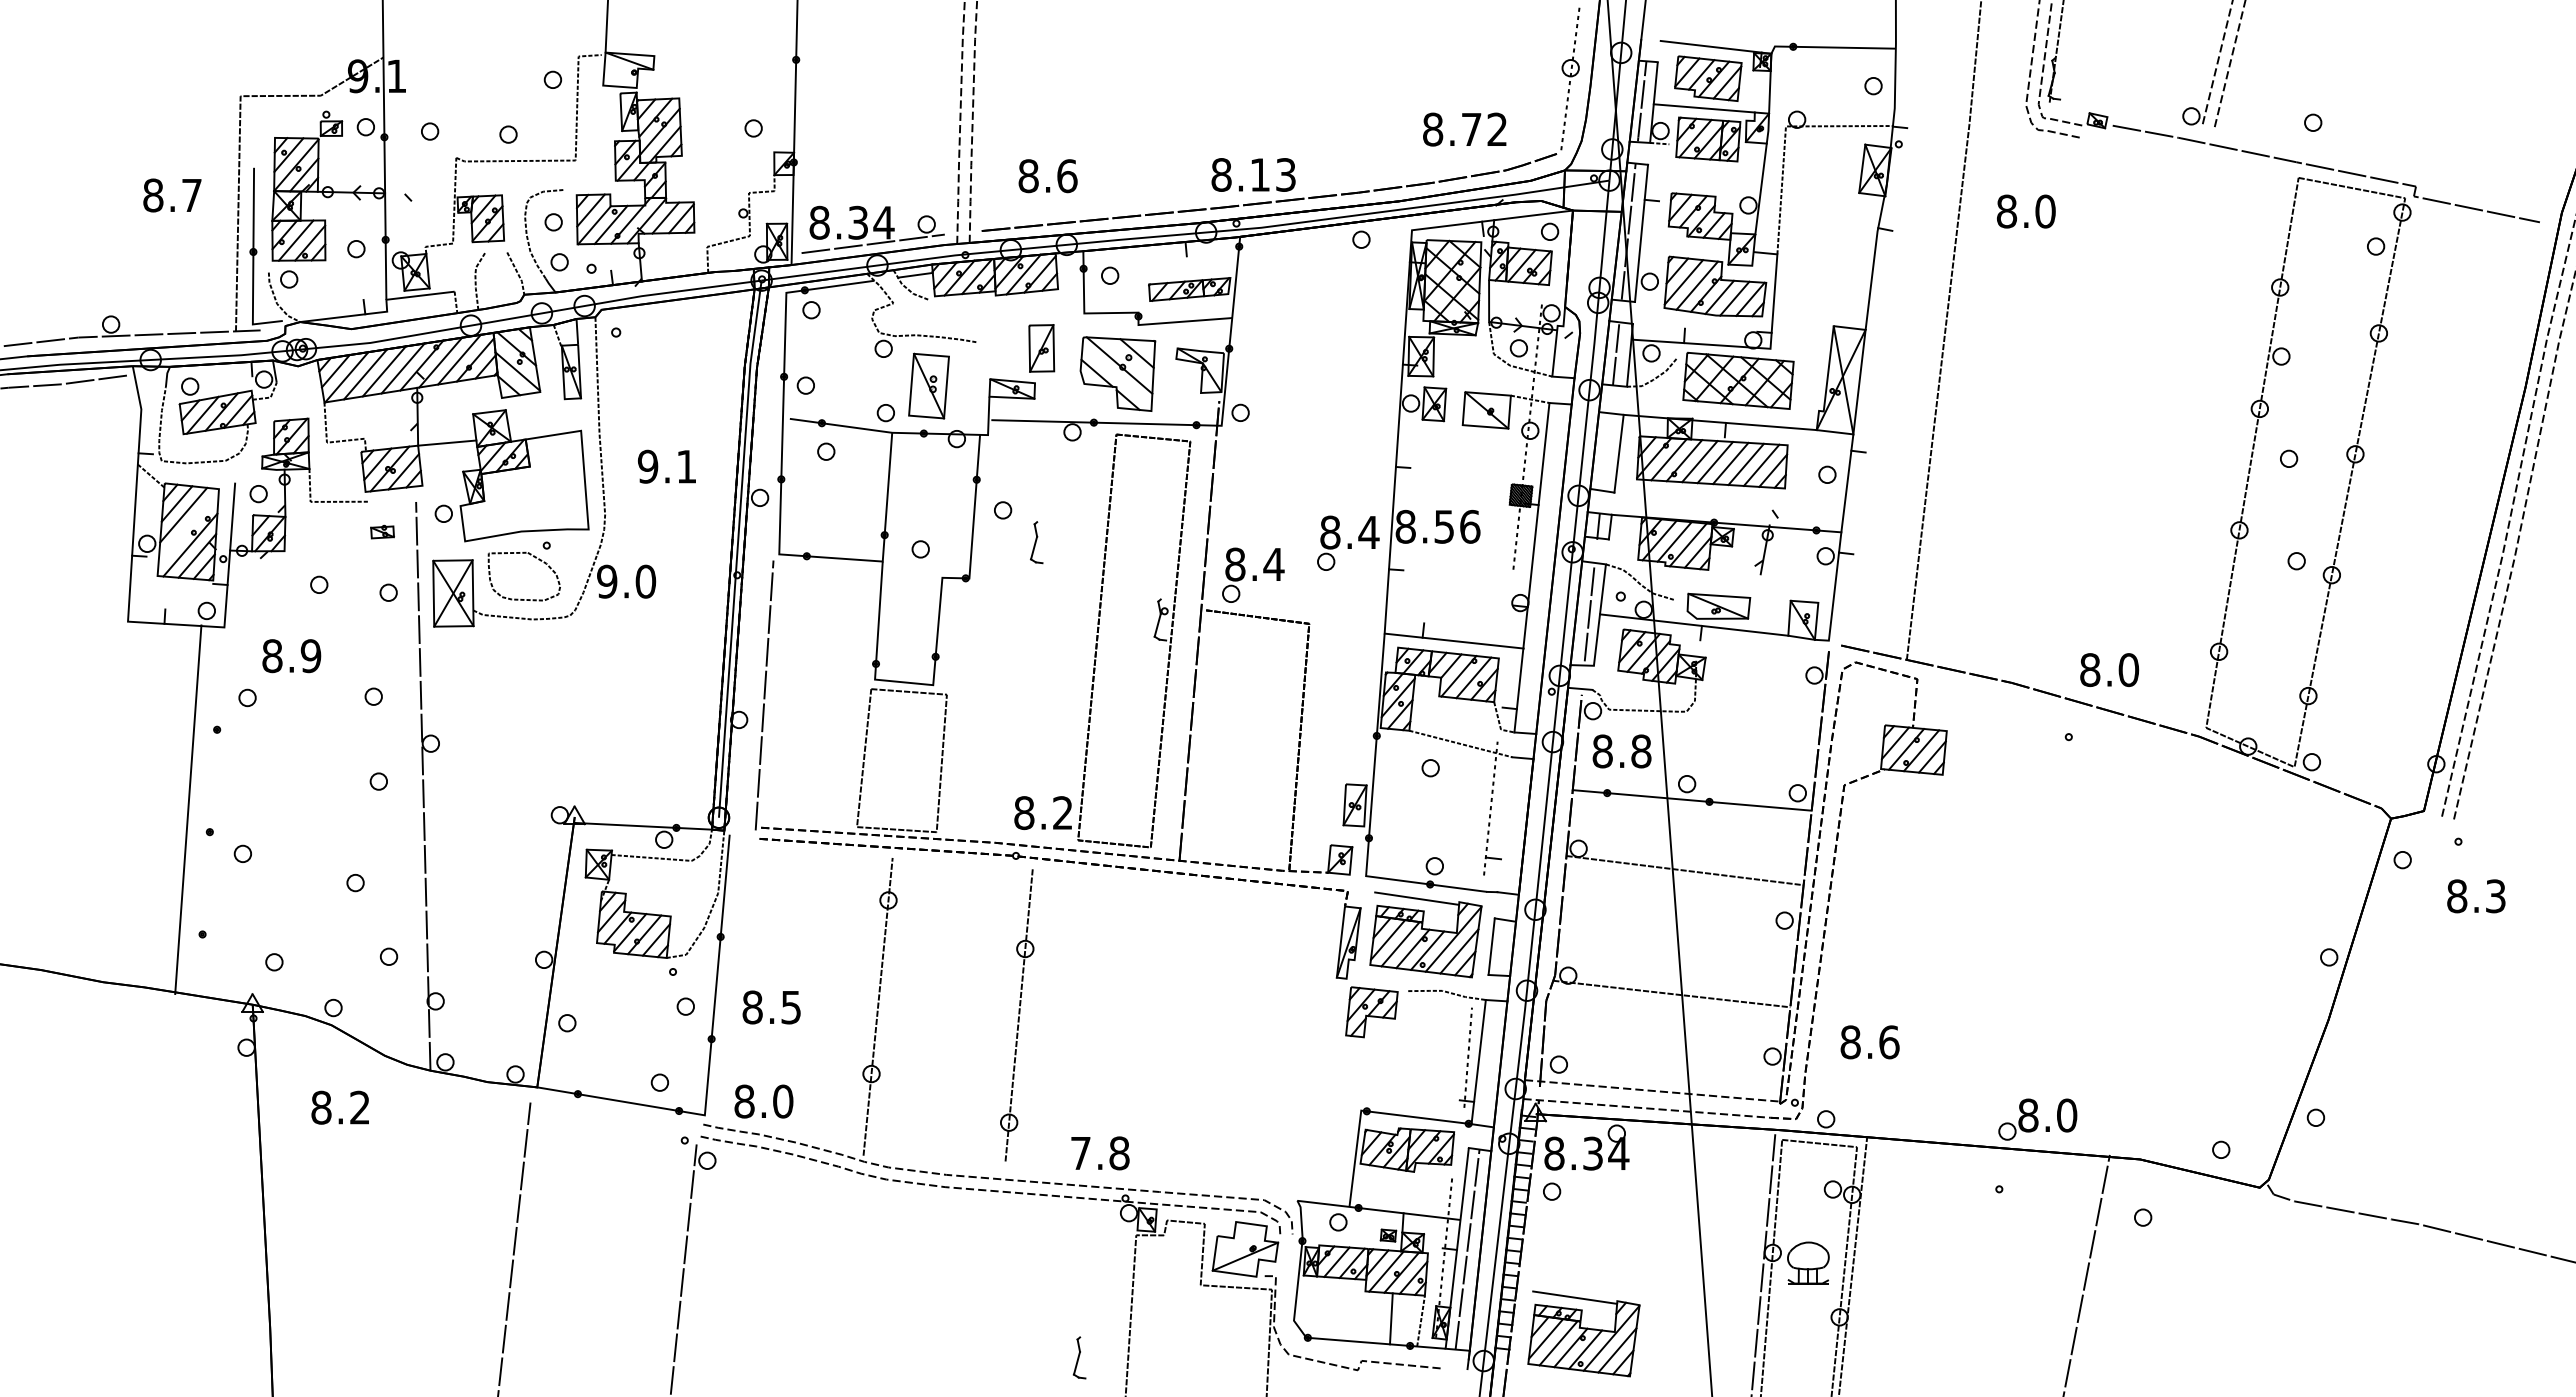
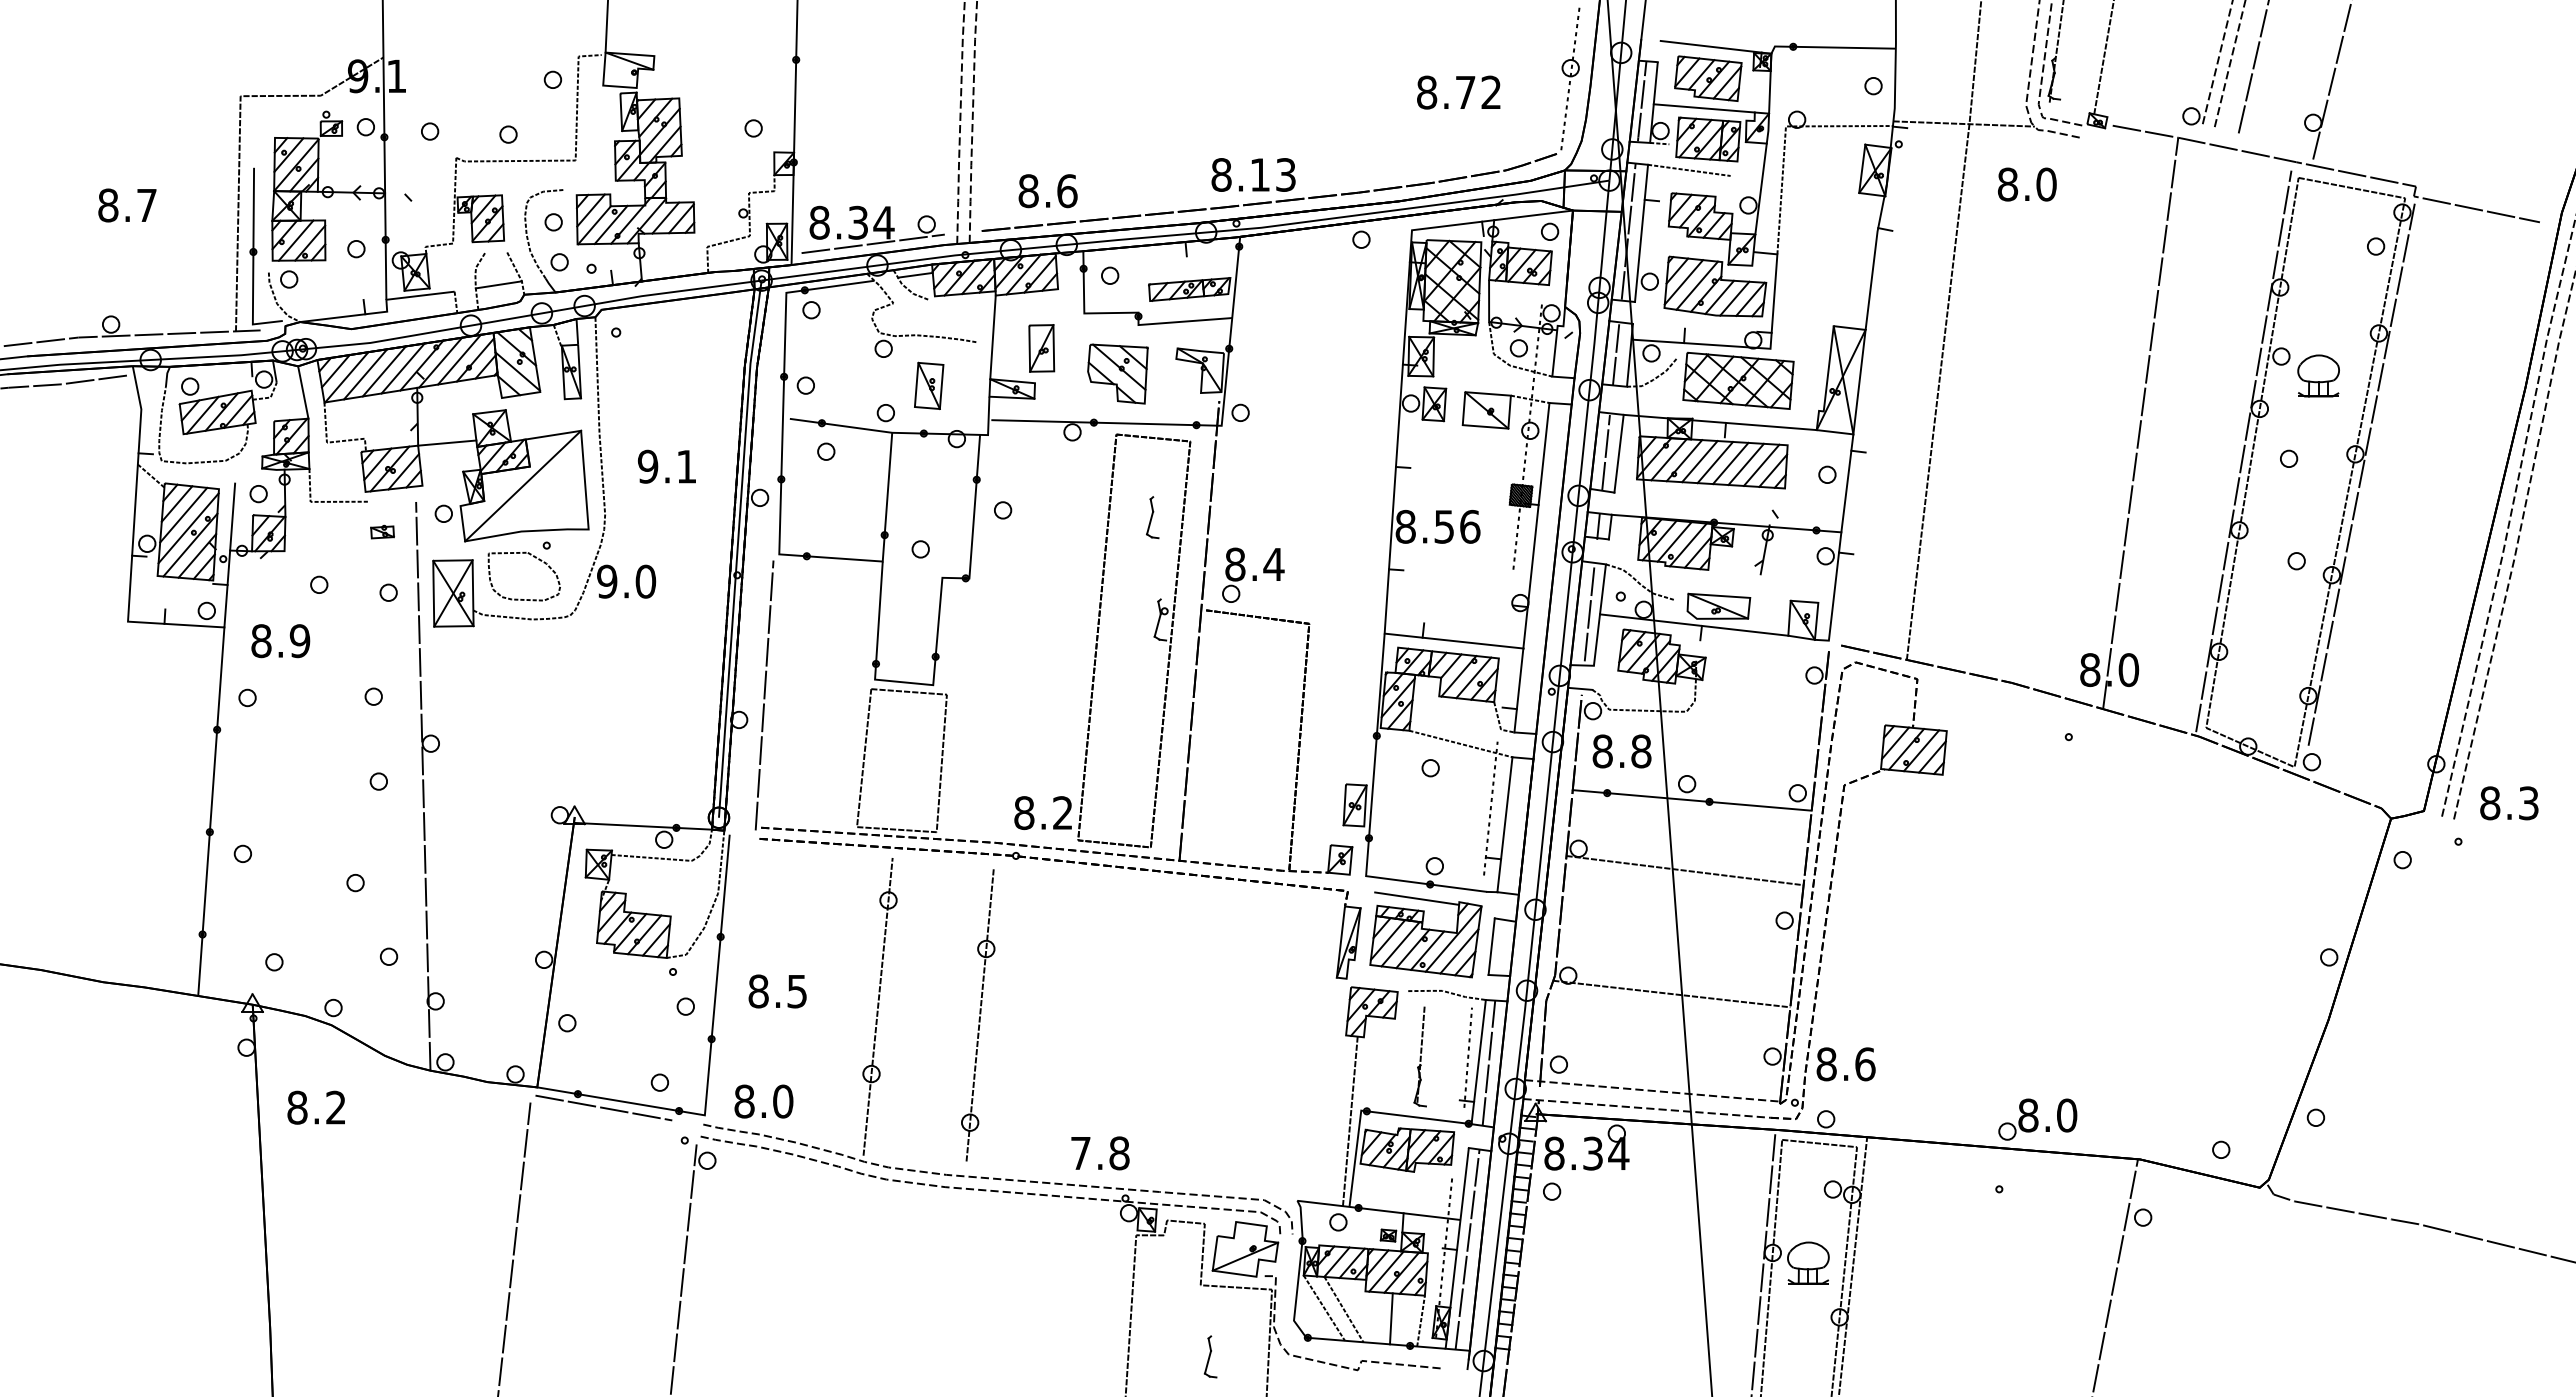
line: none -> present (2103, 58)
line: none -> present (2253, 67)
line: none -> present (2332, 80)
line: none -> present (1963, 123)
text position: (1464, 129) -> (1458, 92) (1458, 92)
line: none -> present (1689, 169)
text position: (1047, 176) -> (1047, 191) (1047, 191)
text position: (172, 195) -> (127, 205) (127, 205)
text position: (2026, 211) -> (2027, 184) (2027, 184)
line: none -> present (498, 284)
line: none -> present (992, 337)
part size: 78x76 px -> 62x62 px (1117, 373)
part: none -> present (2318, 375)
part size: 42x68 px -> 31x49 px (929, 385)
line: none -> present (303, 392)
line: none -> present (2140, 423)
line: none -> present (2243, 451)
line: none -> present (1605, 452)
line: none -> present (2361, 474)
line: none -> present (523, 485)
line: none -> present (188, 528)
part position: (1036, 542) -> (1152, 517) (1152, 517)
part: present -> none (1348, 542)
text position: (291, 656) -> (280, 641) (280, 641)
line position: (188, 809) -> (211, 811) (211, 811)
line: none -> present (1504, 824)
text position: (2476, 896) -> (2509, 803) (2509, 803)
text position: (771, 1007) -> (777, 991) (777, 991)
part position: (1017, 1015) -> (978, 1015) (978, 1015)
text position: (1869, 1042) -> (1845, 1064) (1845, 1064)
part: none -> present (1419, 1056)
line: none -> present (1488, 1062)
text position: (339, 1107) -> (315, 1107) (315, 1107)
line: none -> present (603, 1107)
line: none -> present (1349, 1121)
line position: (2086, 1273) -> (2114, 1276) (2114, 1276)
line: none -> present (1323, 1307)
line: none -> present (1343, 1309)
part: present -> none (1583, 1333)
part position: (1079, 1357) -> (1210, 1356) (1210, 1356)
